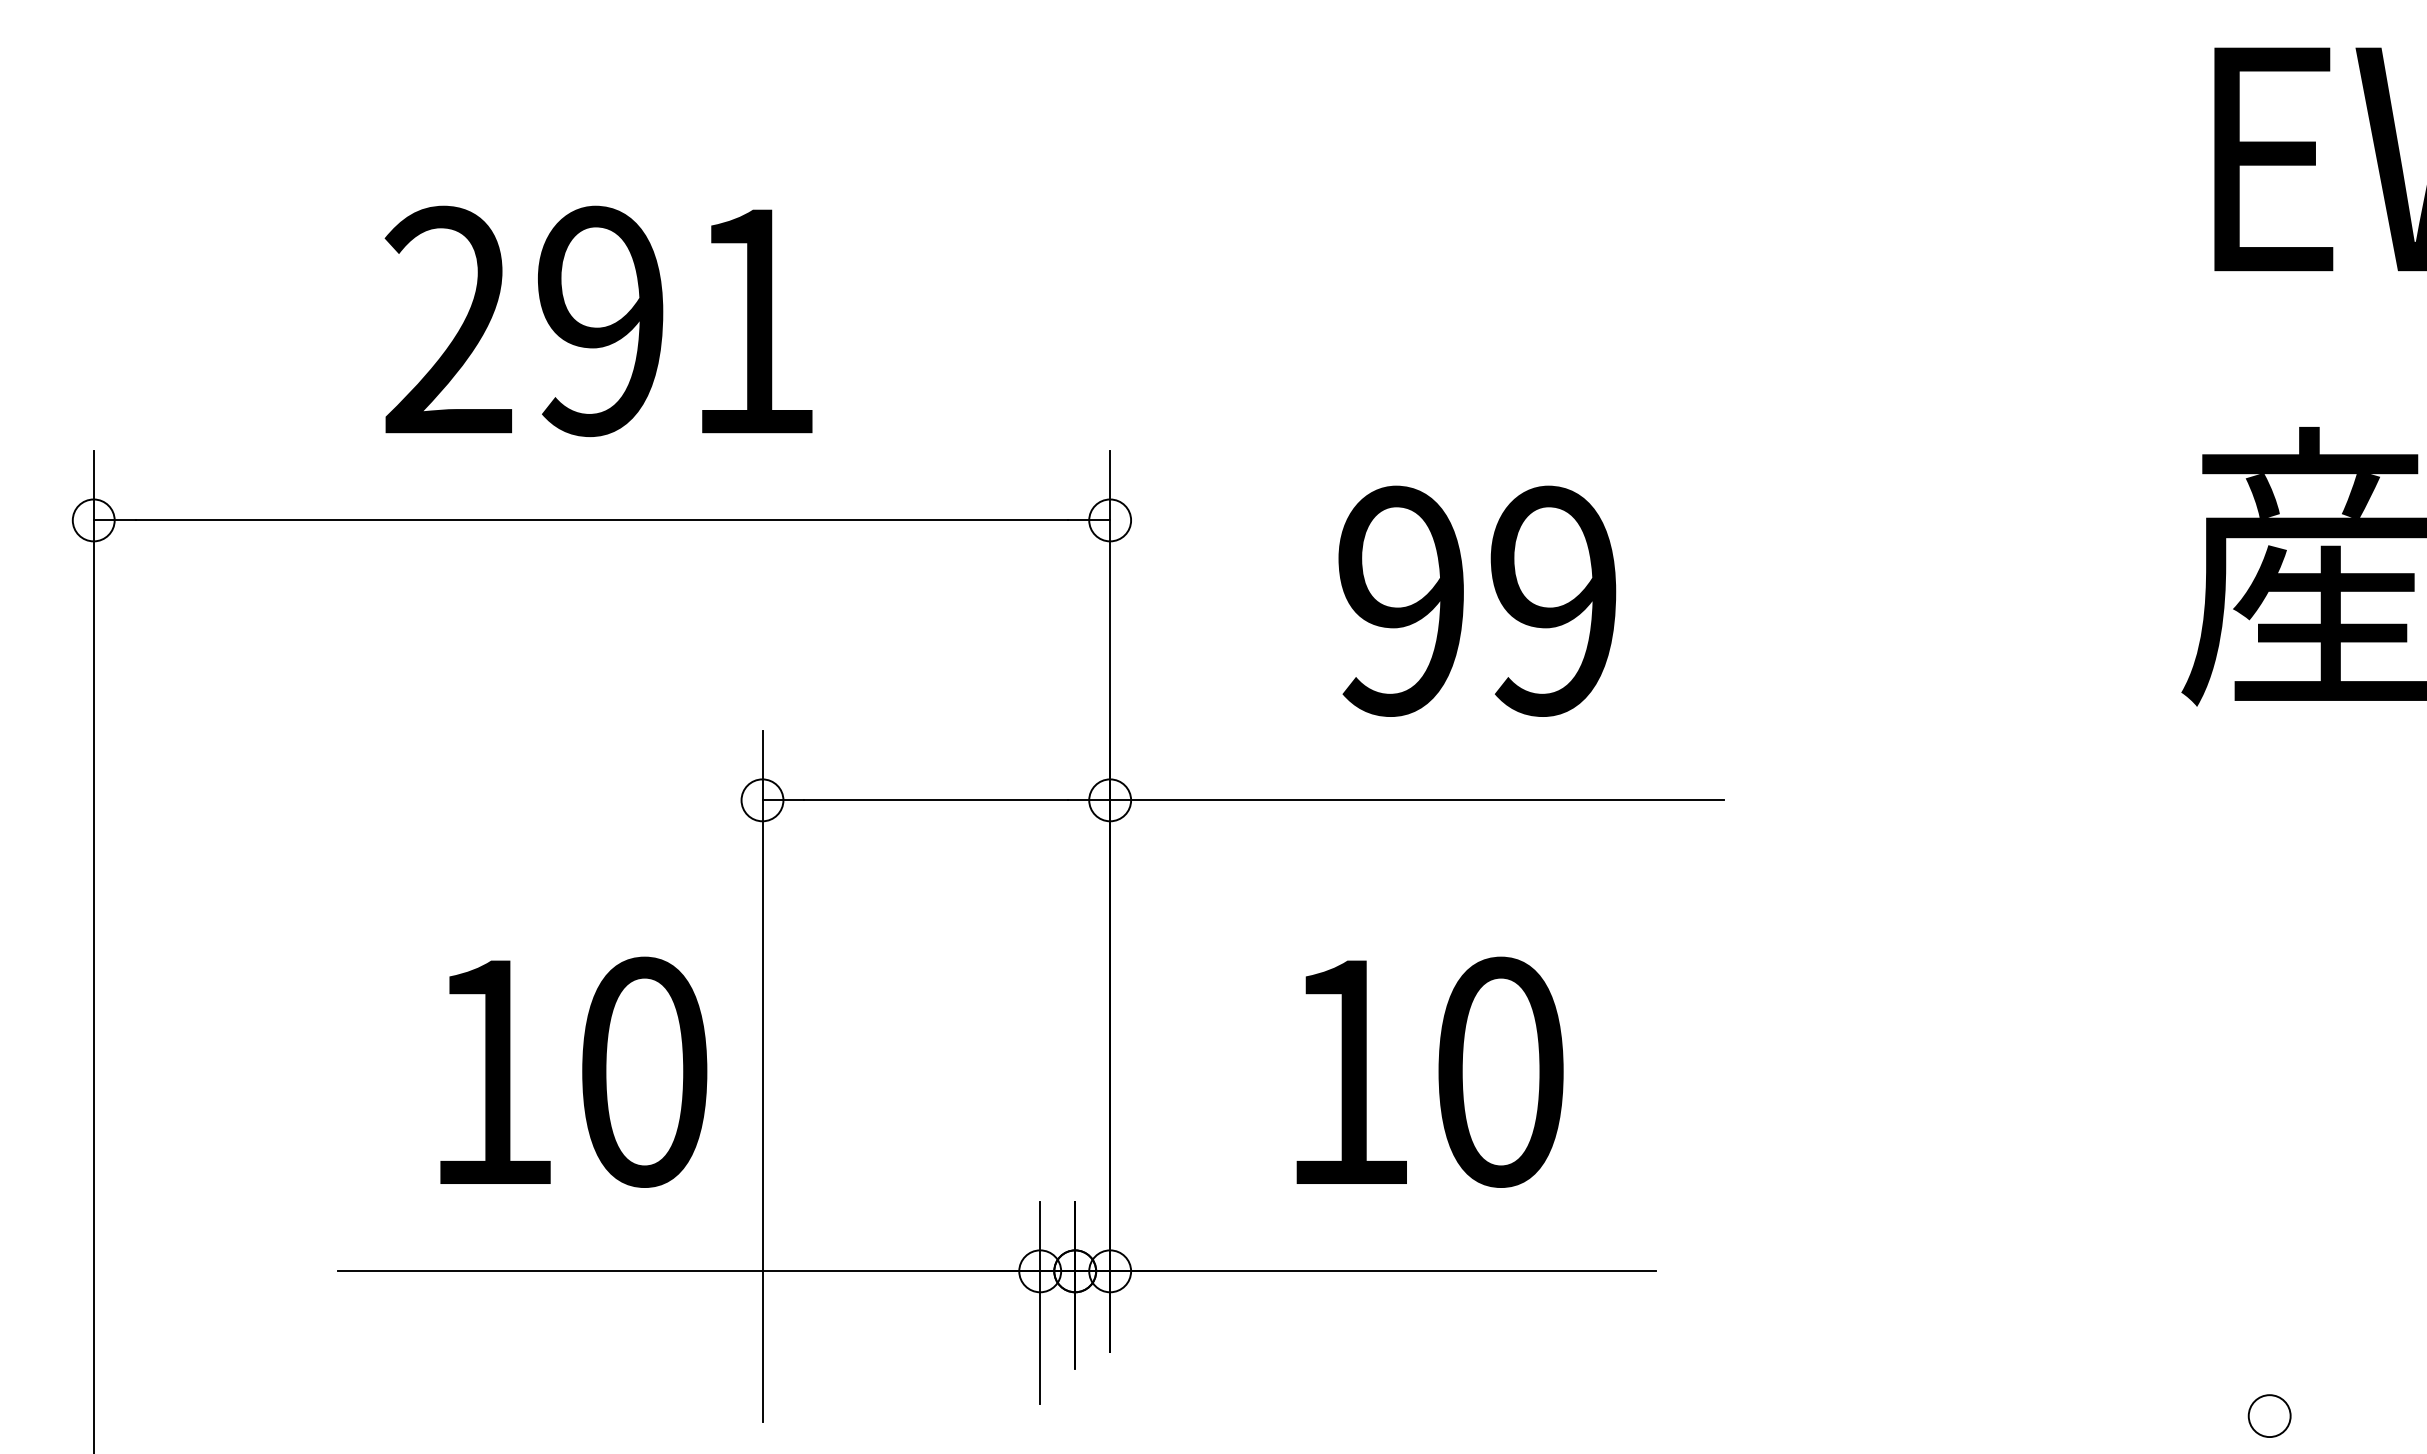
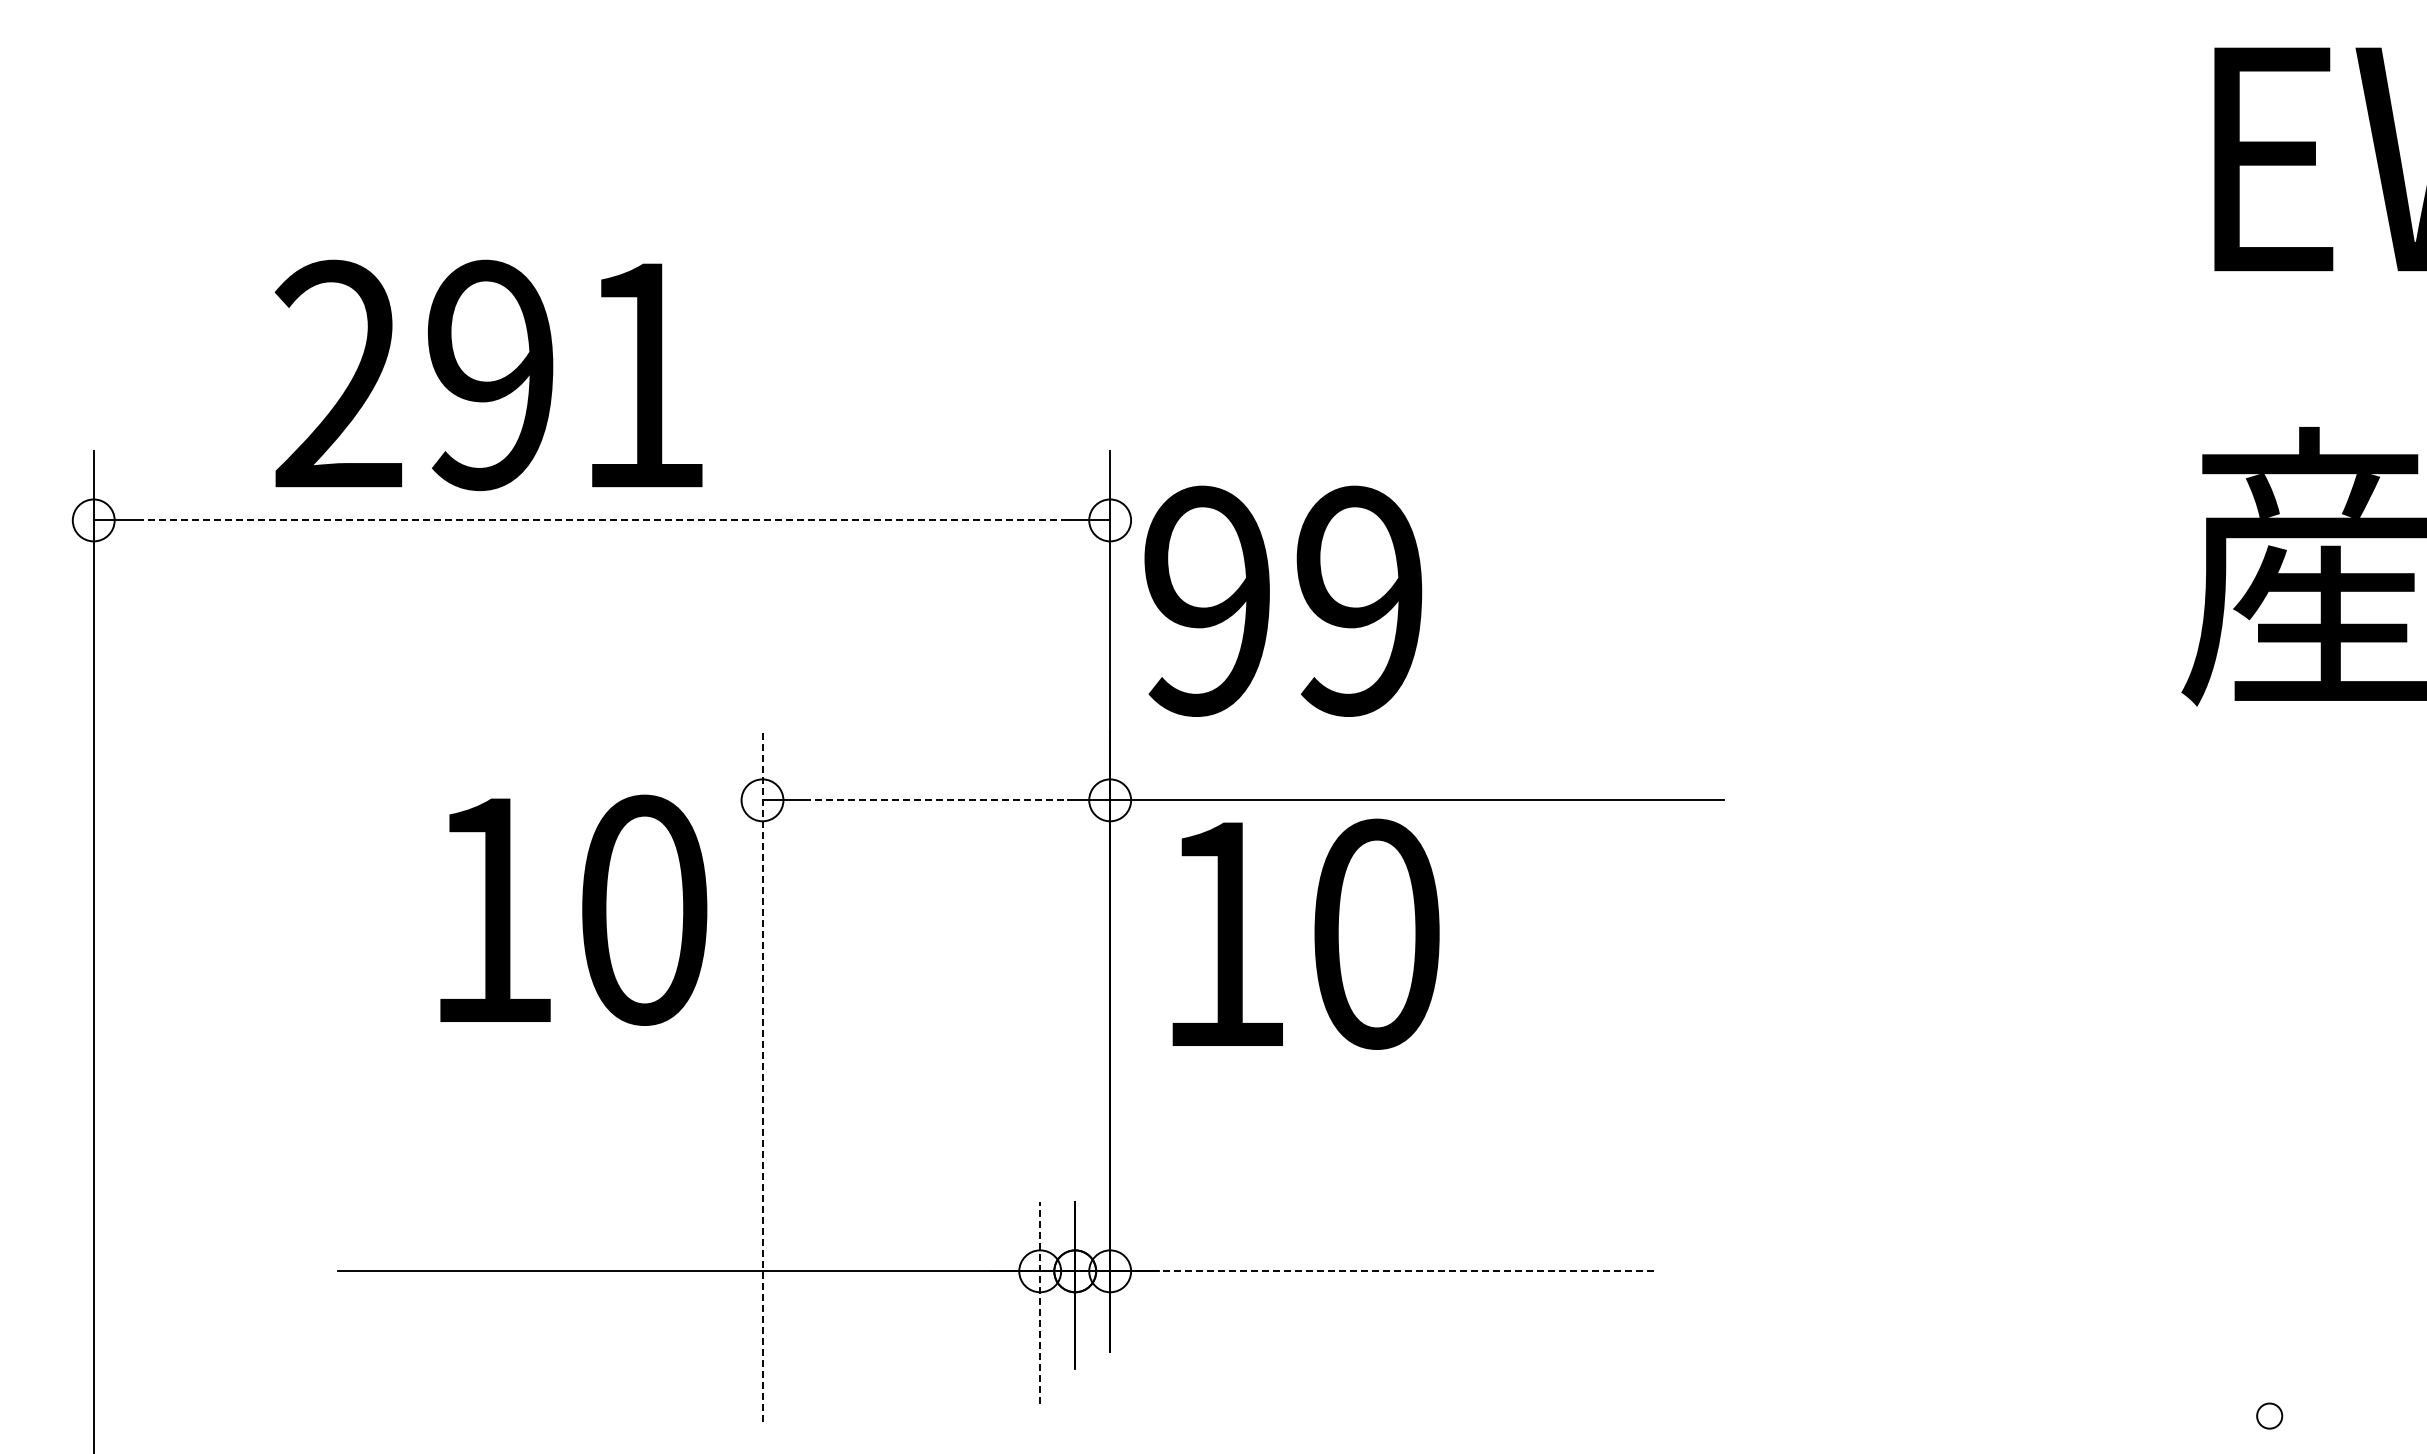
text position: (598, 320) -> (488, 374) (488, 374)
line: solid -> dashed (601, 520)
text position: (1477, 600) -> (1283, 600) (1283, 600)
line: solid -> dashed (936, 800)
text position: (573, 1071) -> (573, 909) (573, 909)
text position: (1429, 1071) -> (1305, 933) (1305, 933)
line: solid -> dashed (762, 1076)
line: solid -> dashed (1403, 1271)
line: solid -> dashed (1040, 1302)
circle diameter: 42 px -> 25 px (2269, 1415)
